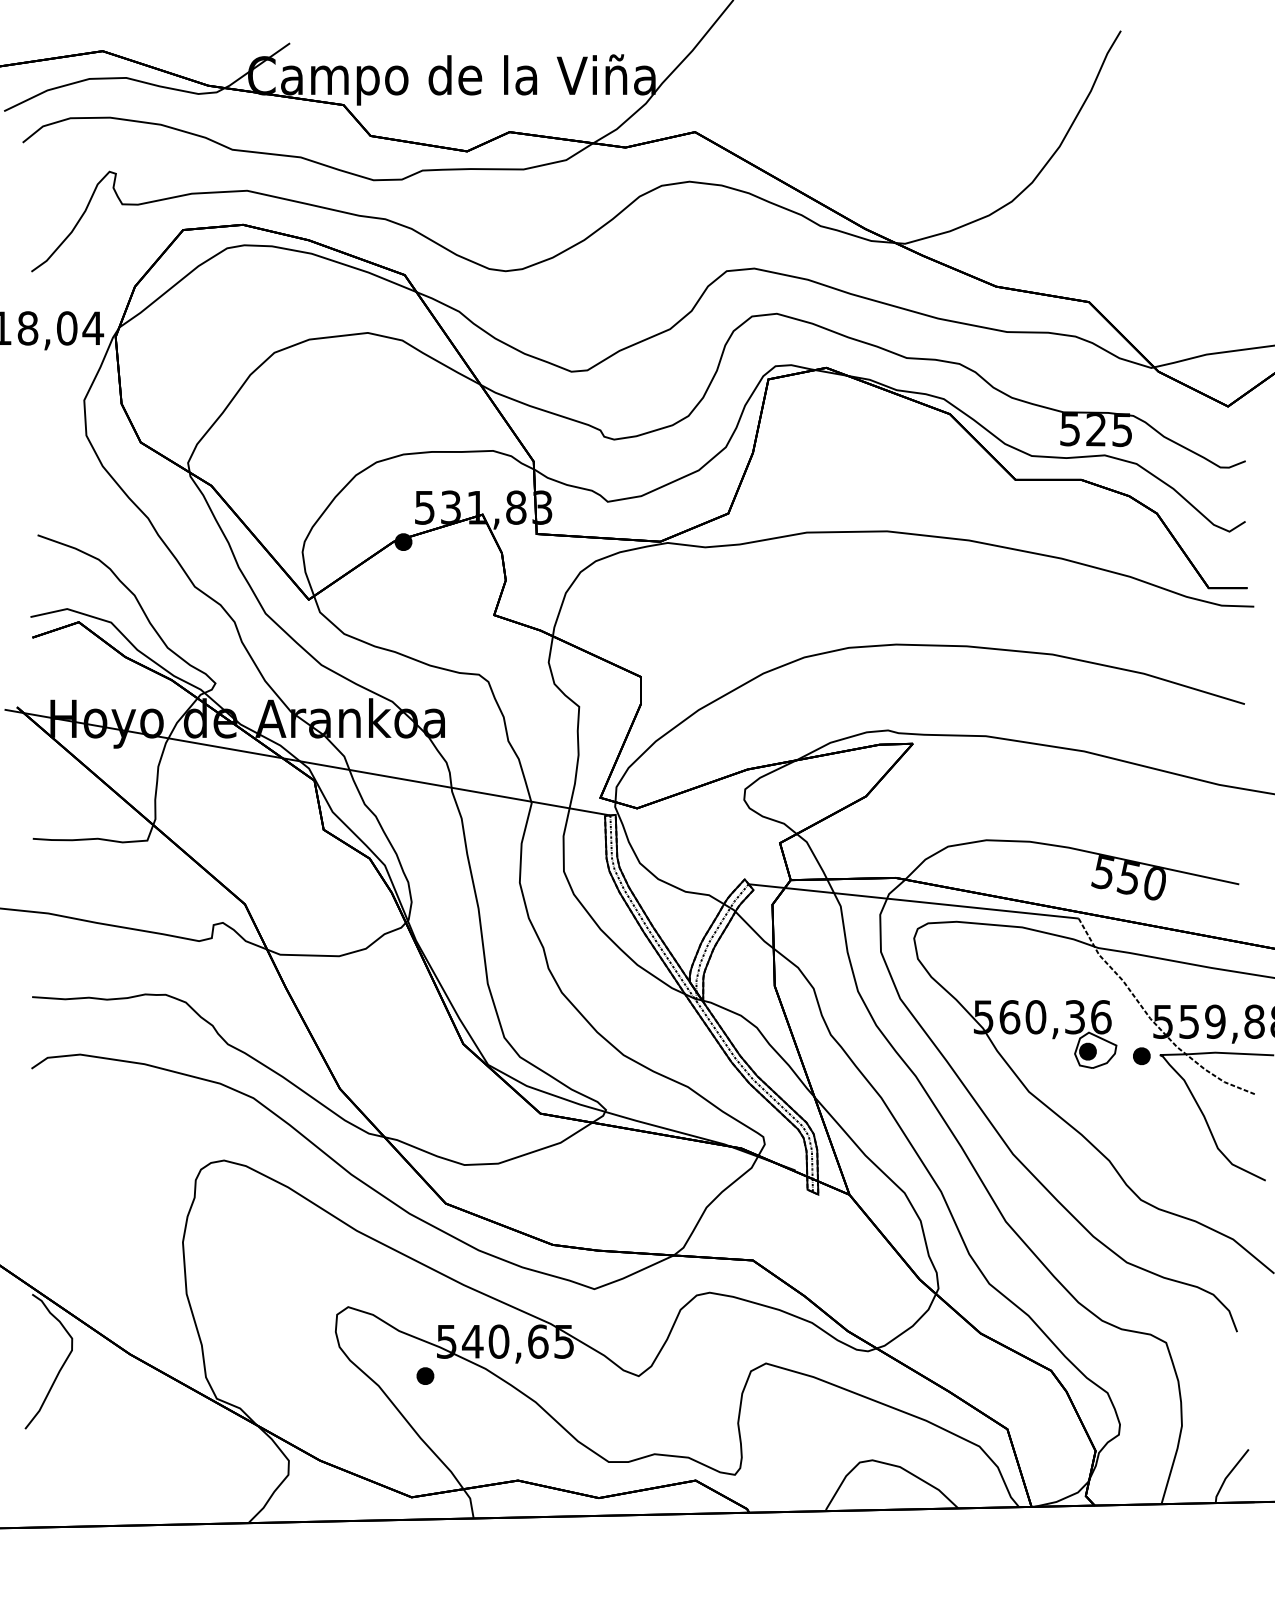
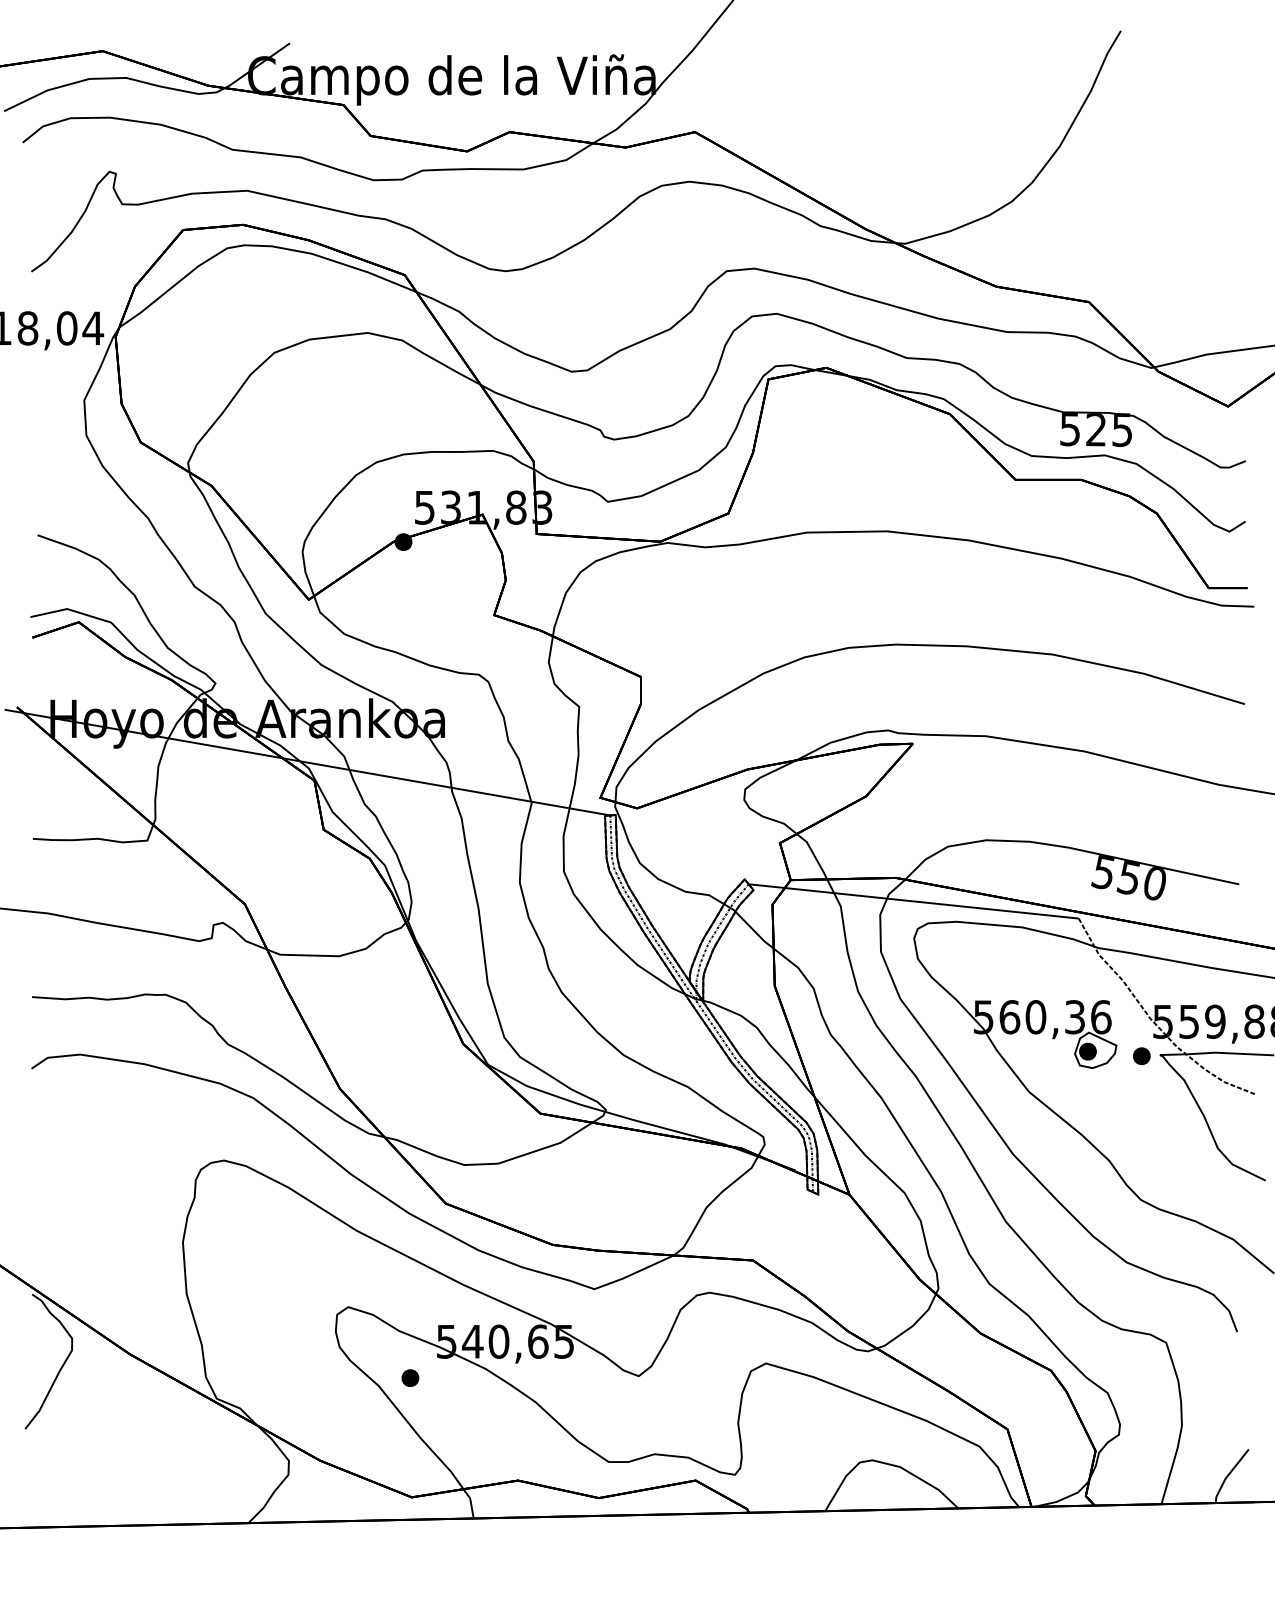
part position: (425, 1375) -> (410, 1377) (410, 1377)
